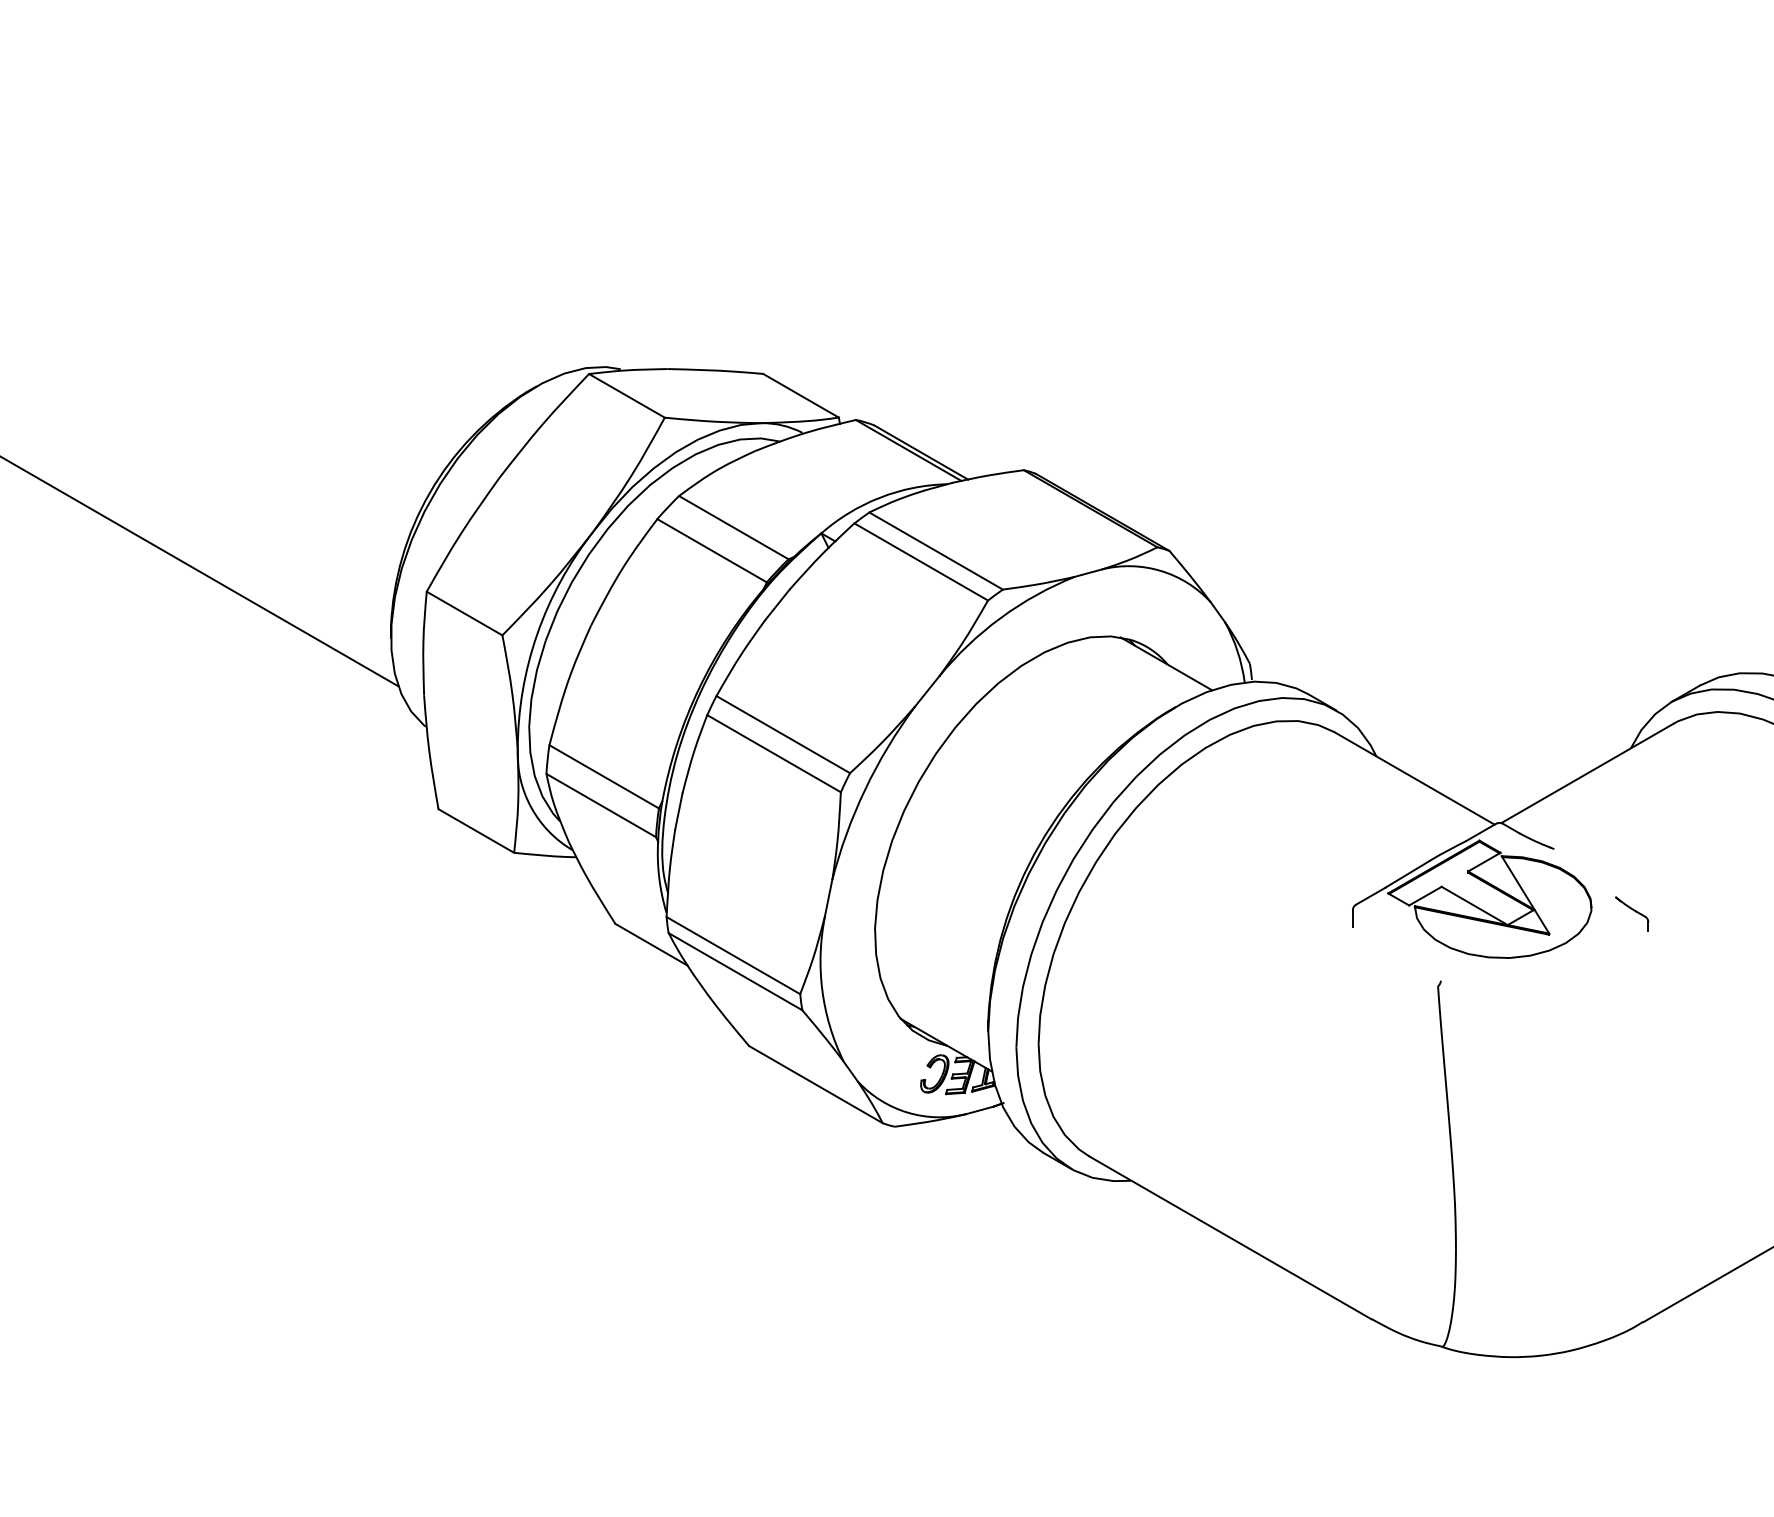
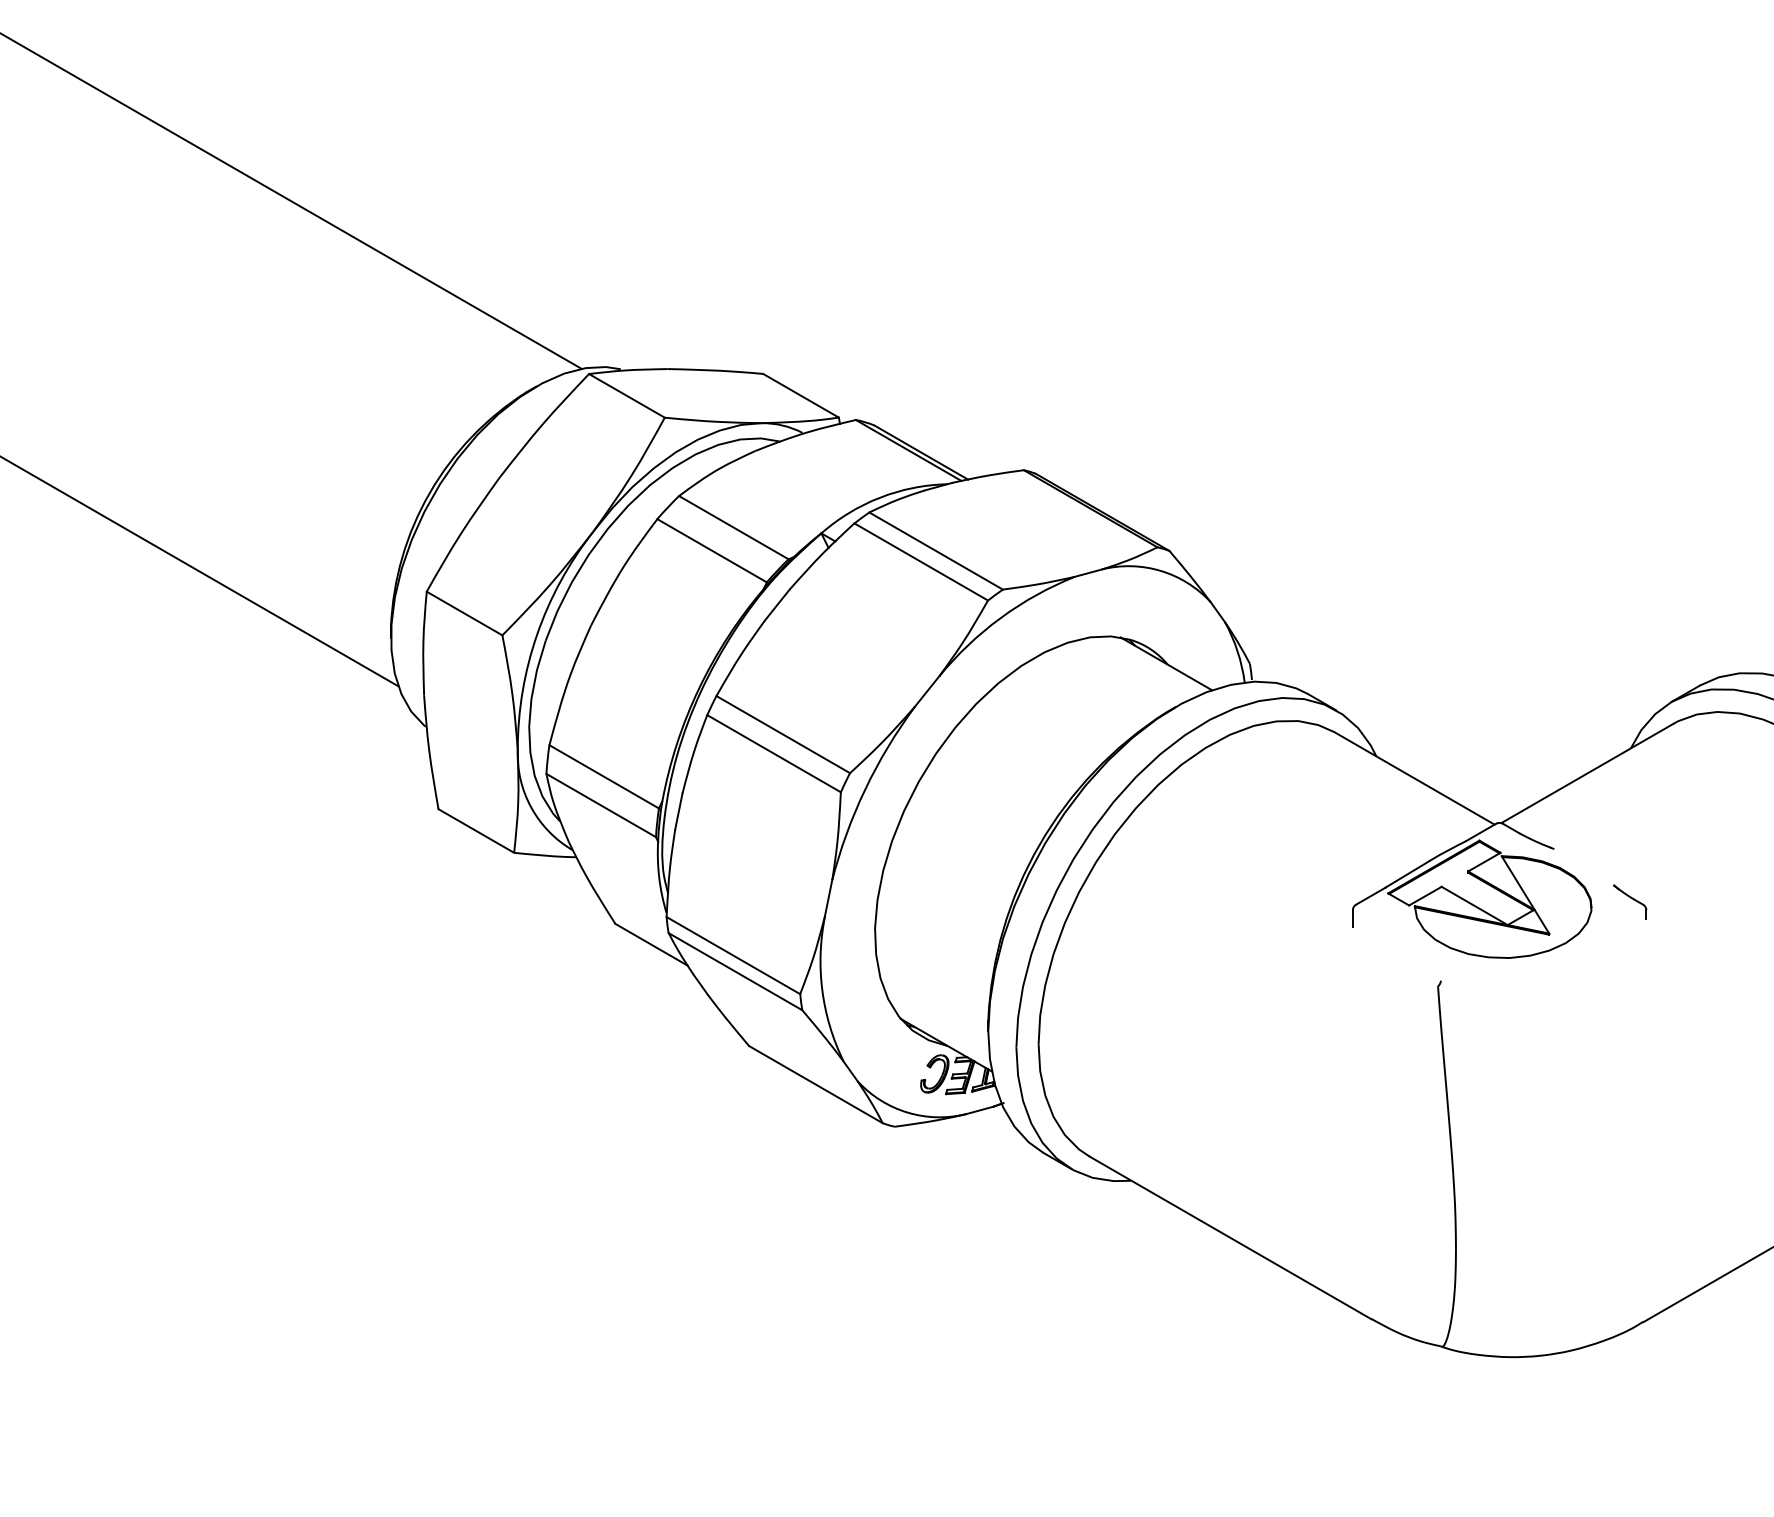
line: none -> present (291, 201)
part position: (1632, 913) -> (1630, 901) (1630, 901)
